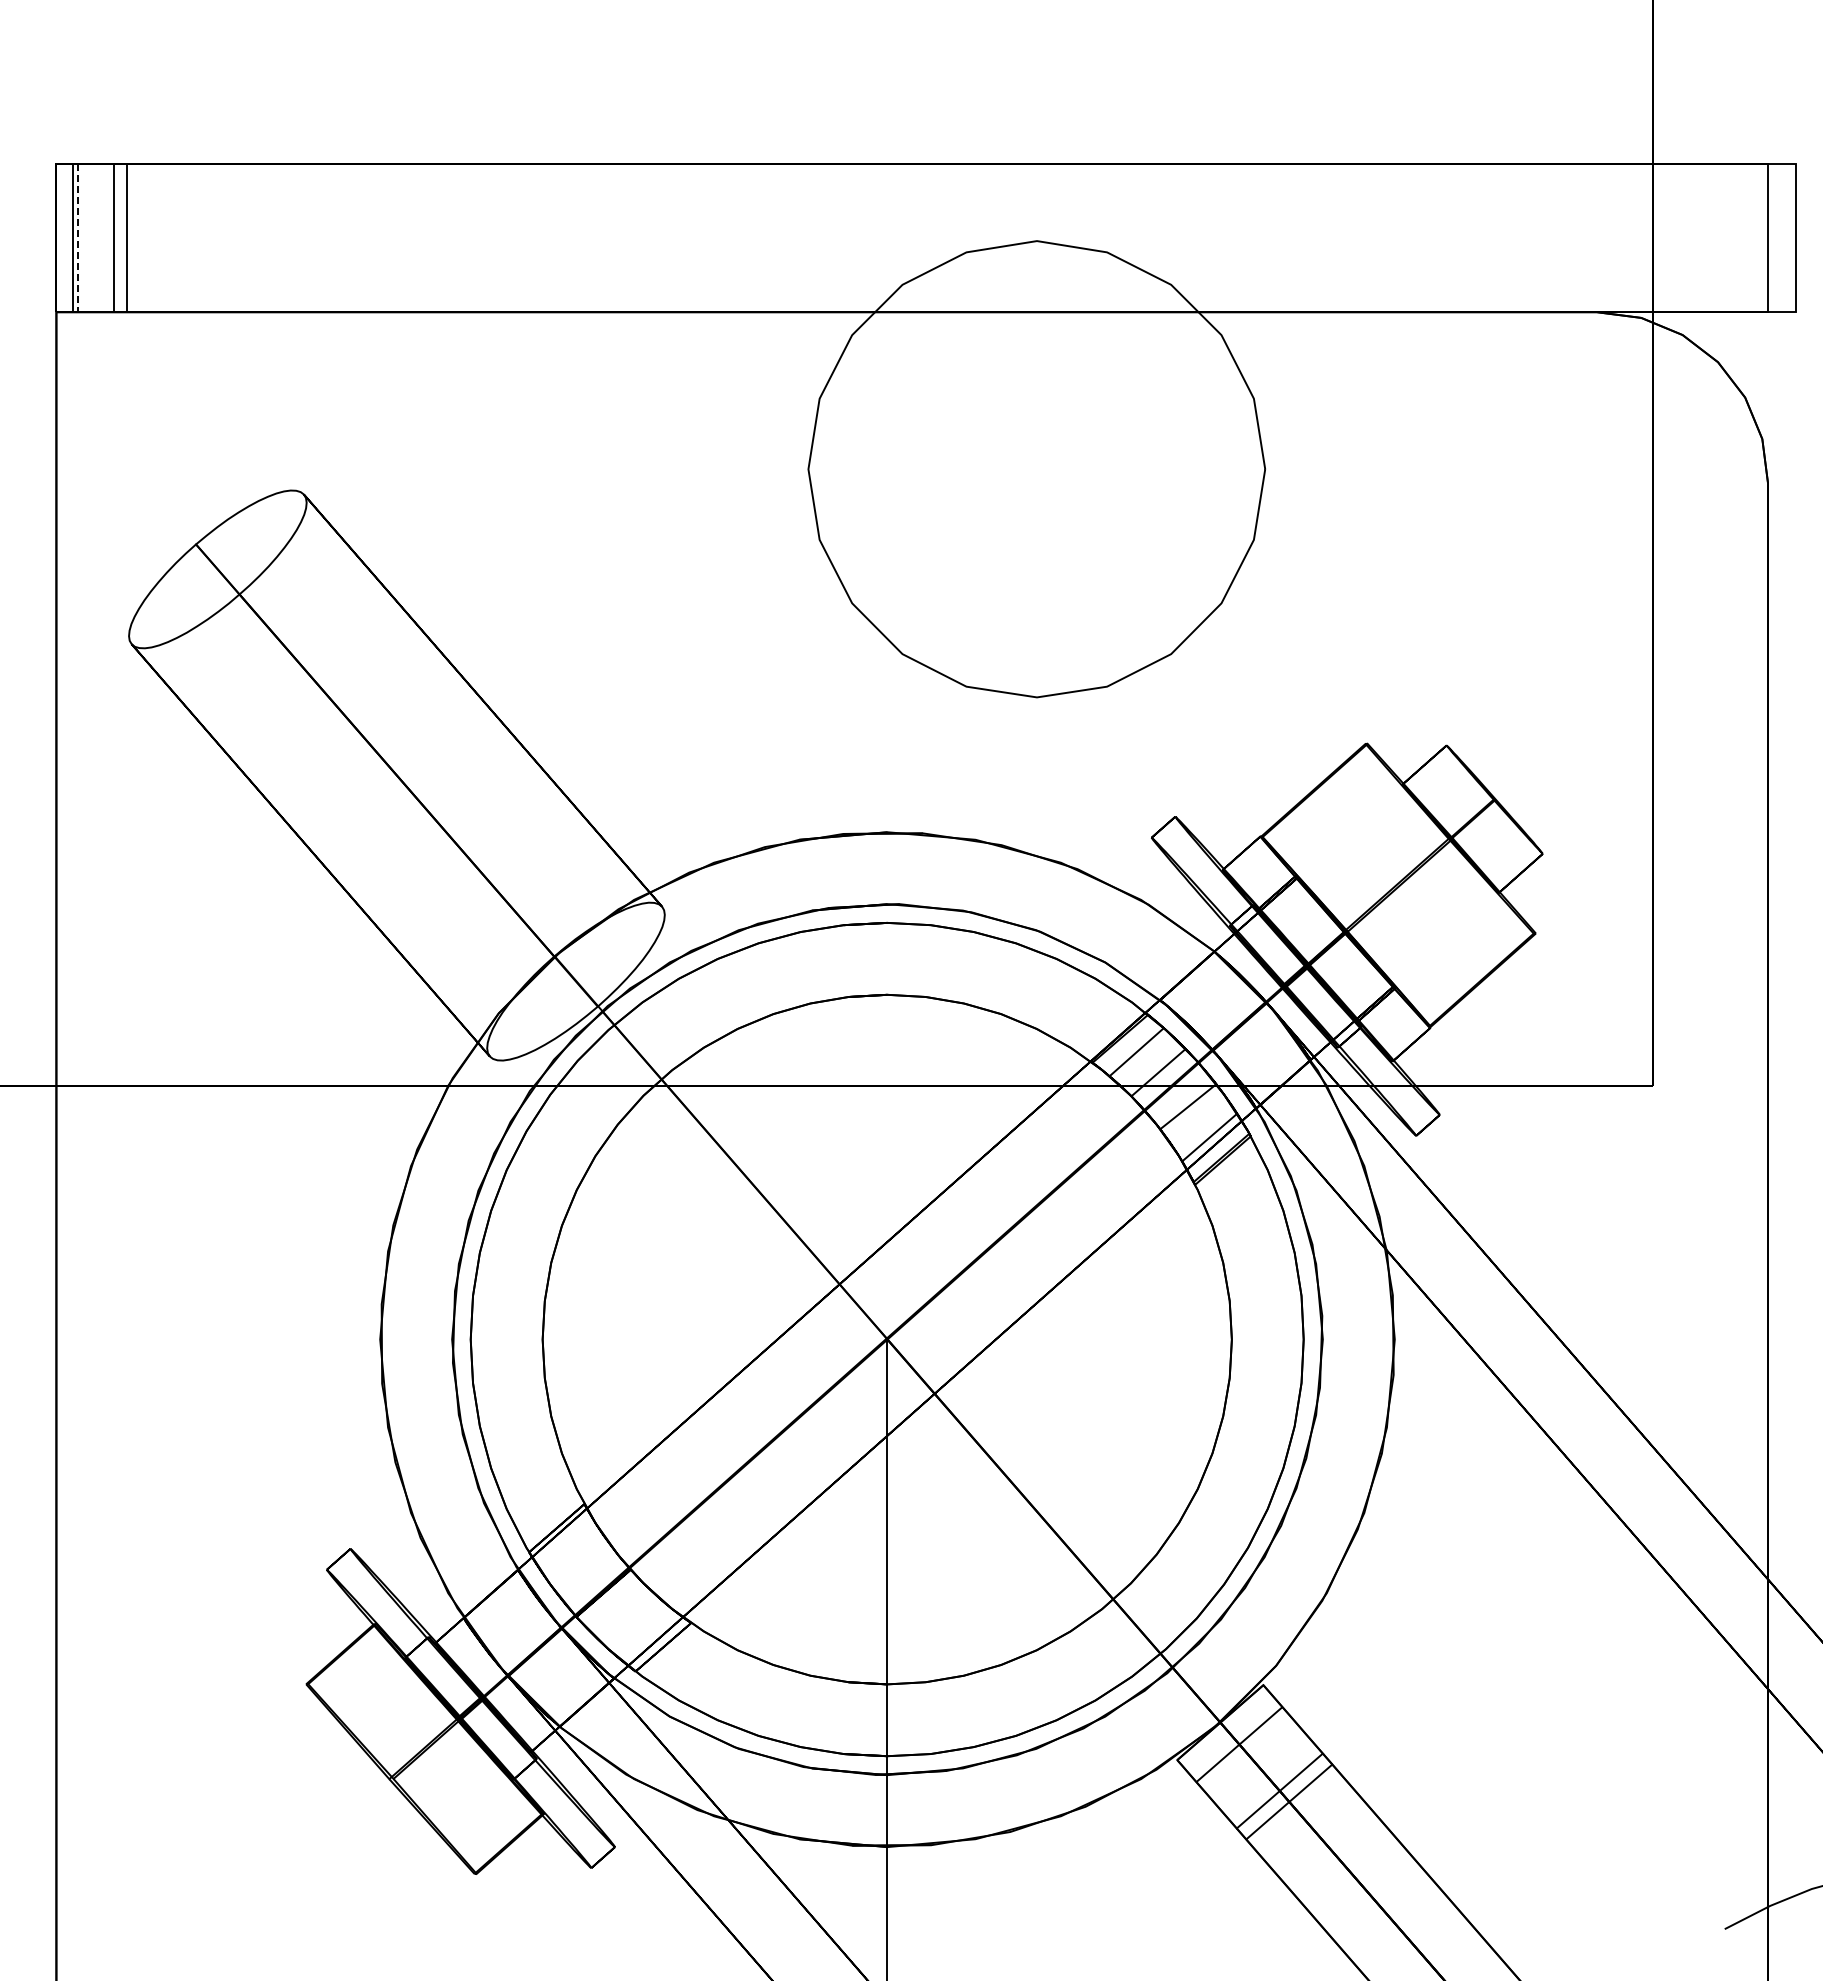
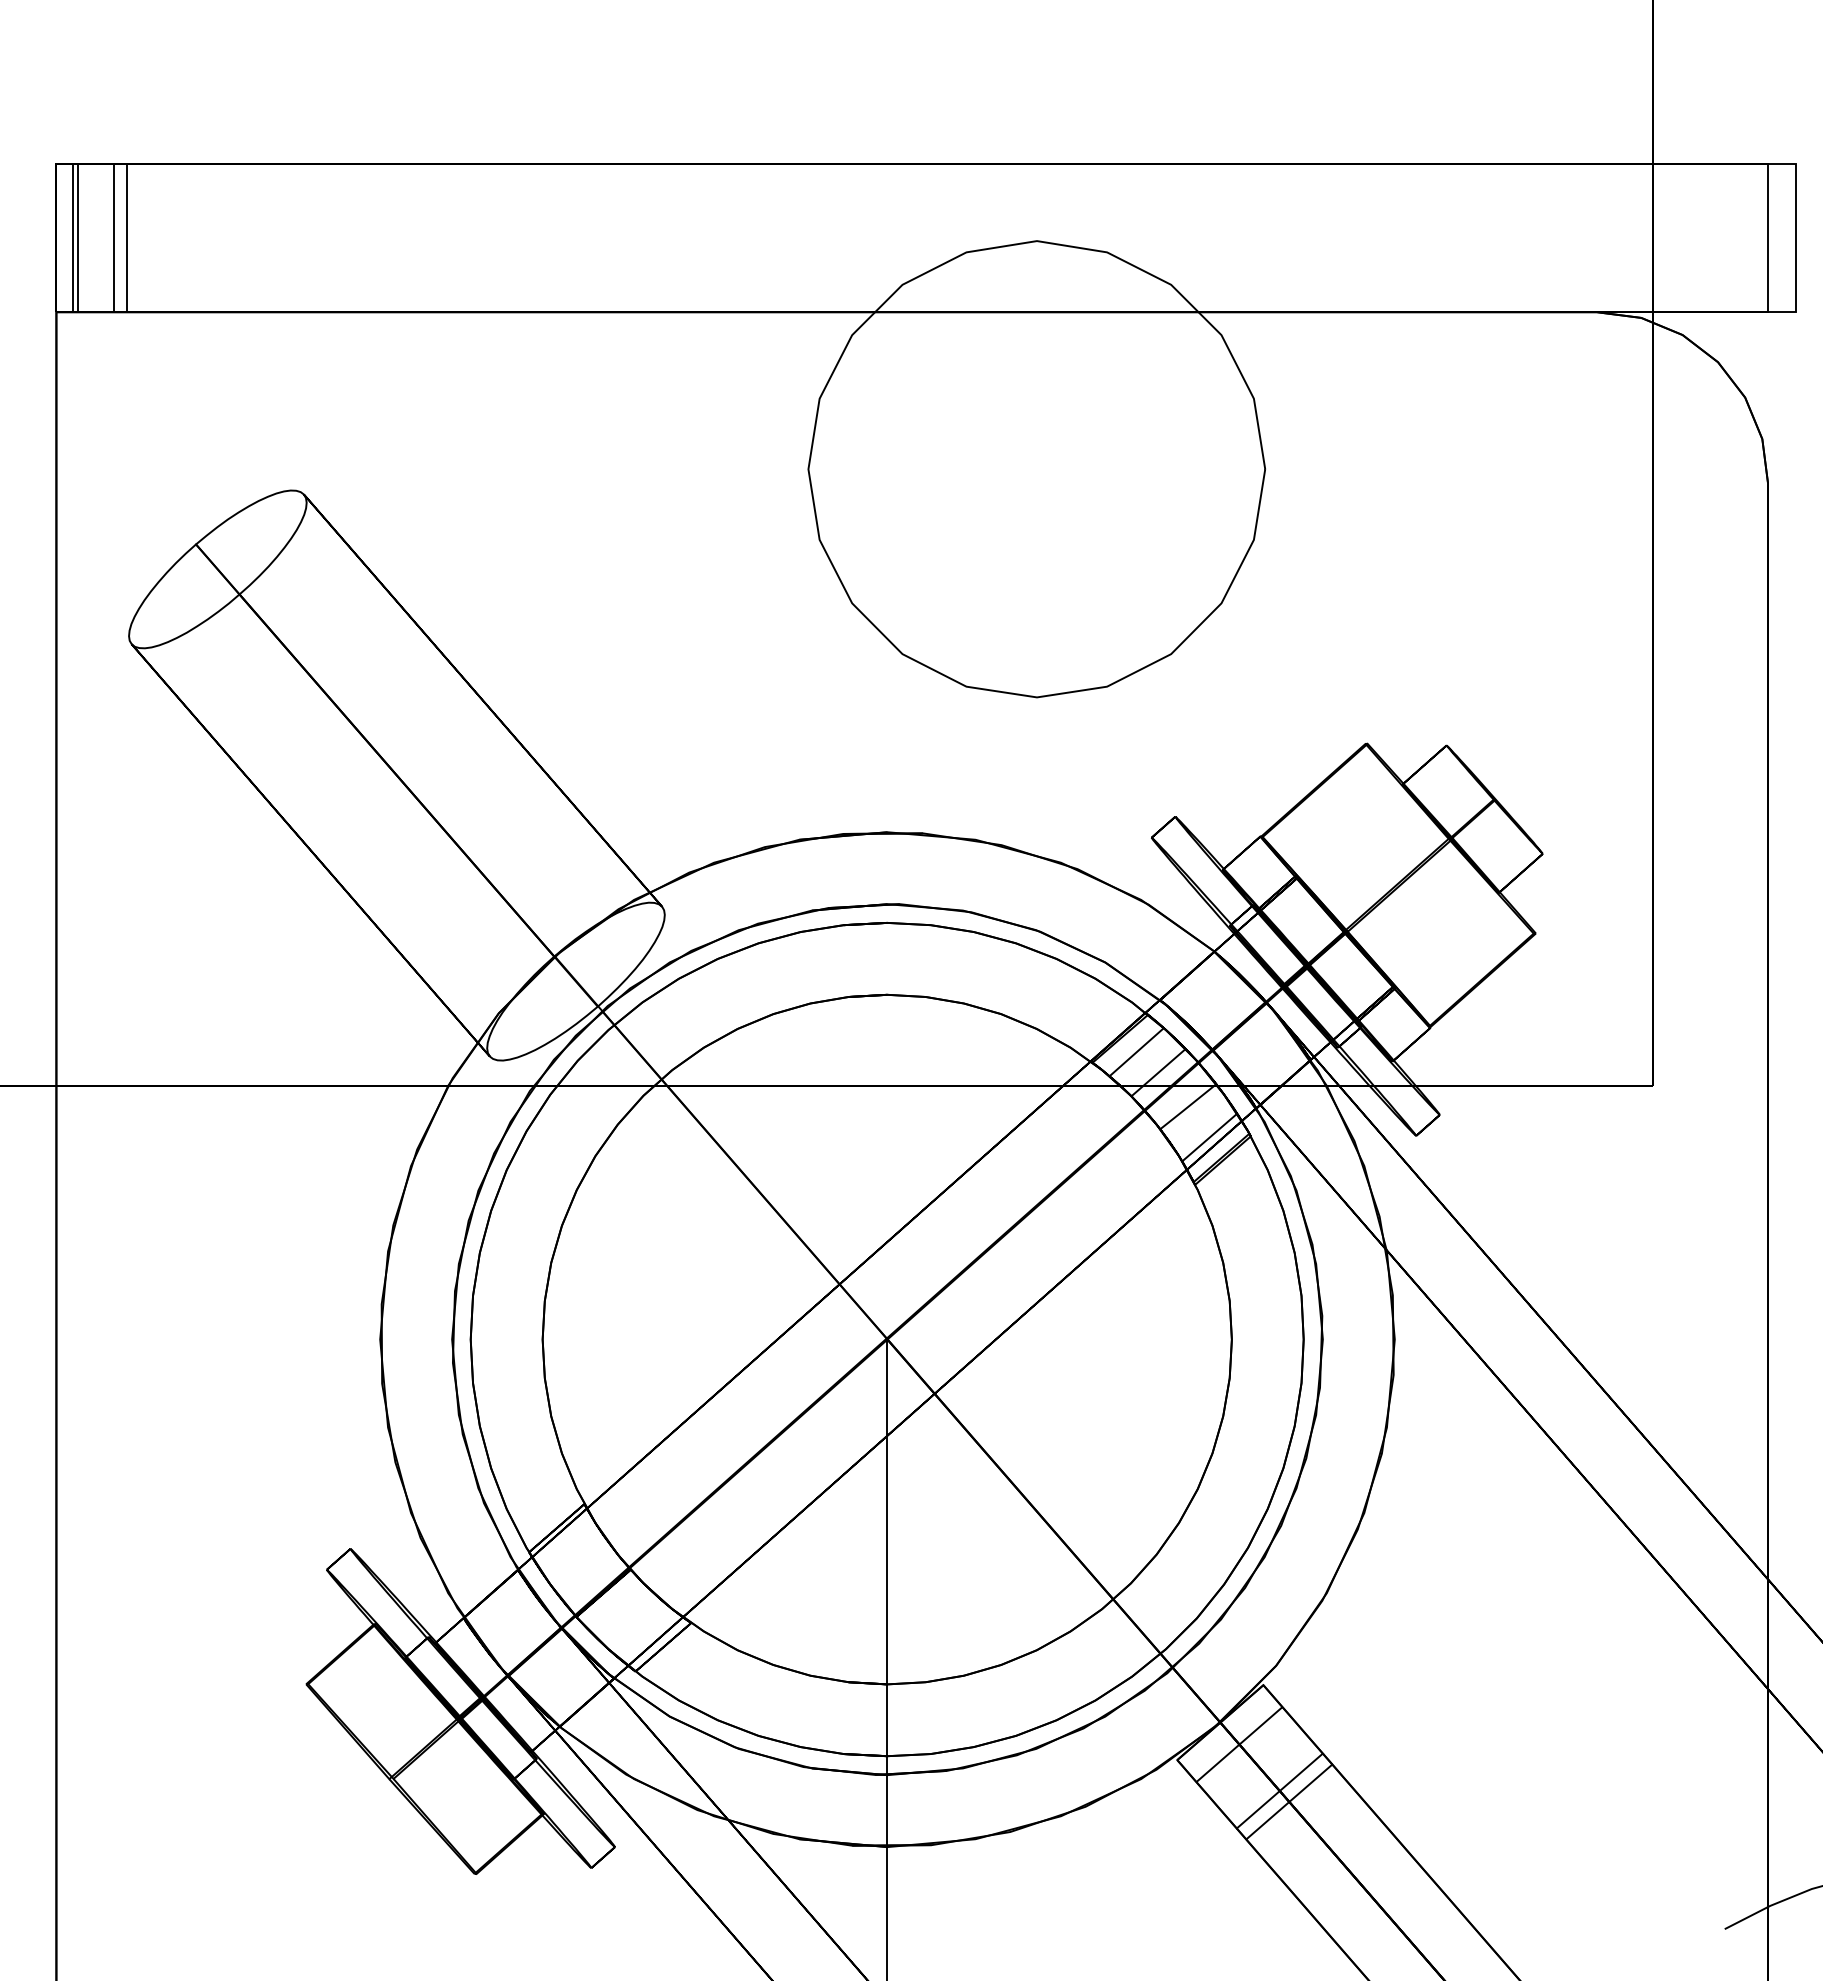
line: dashed -> solid (78, 238)
